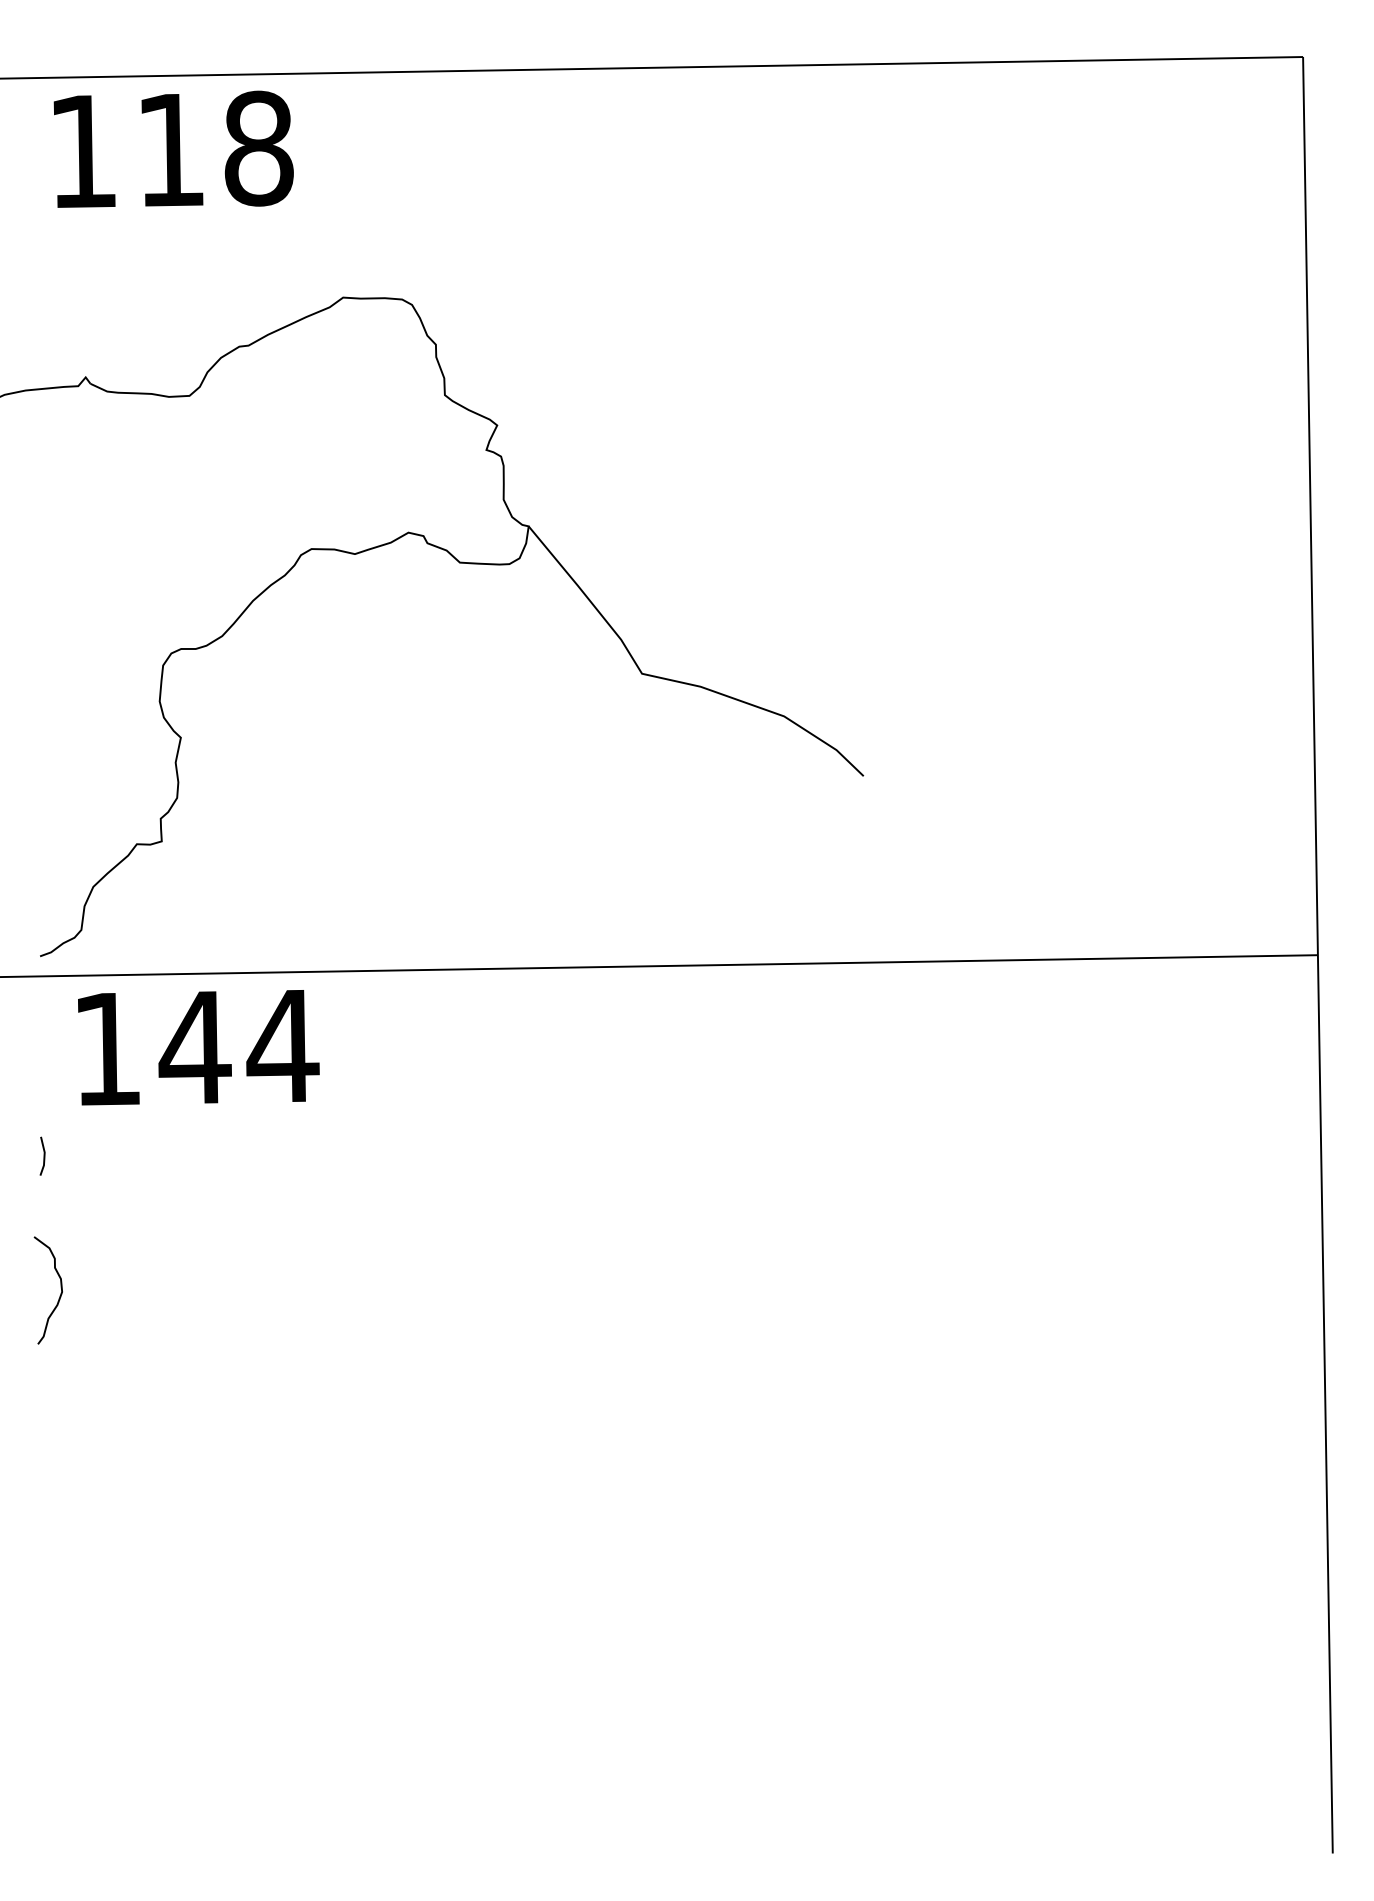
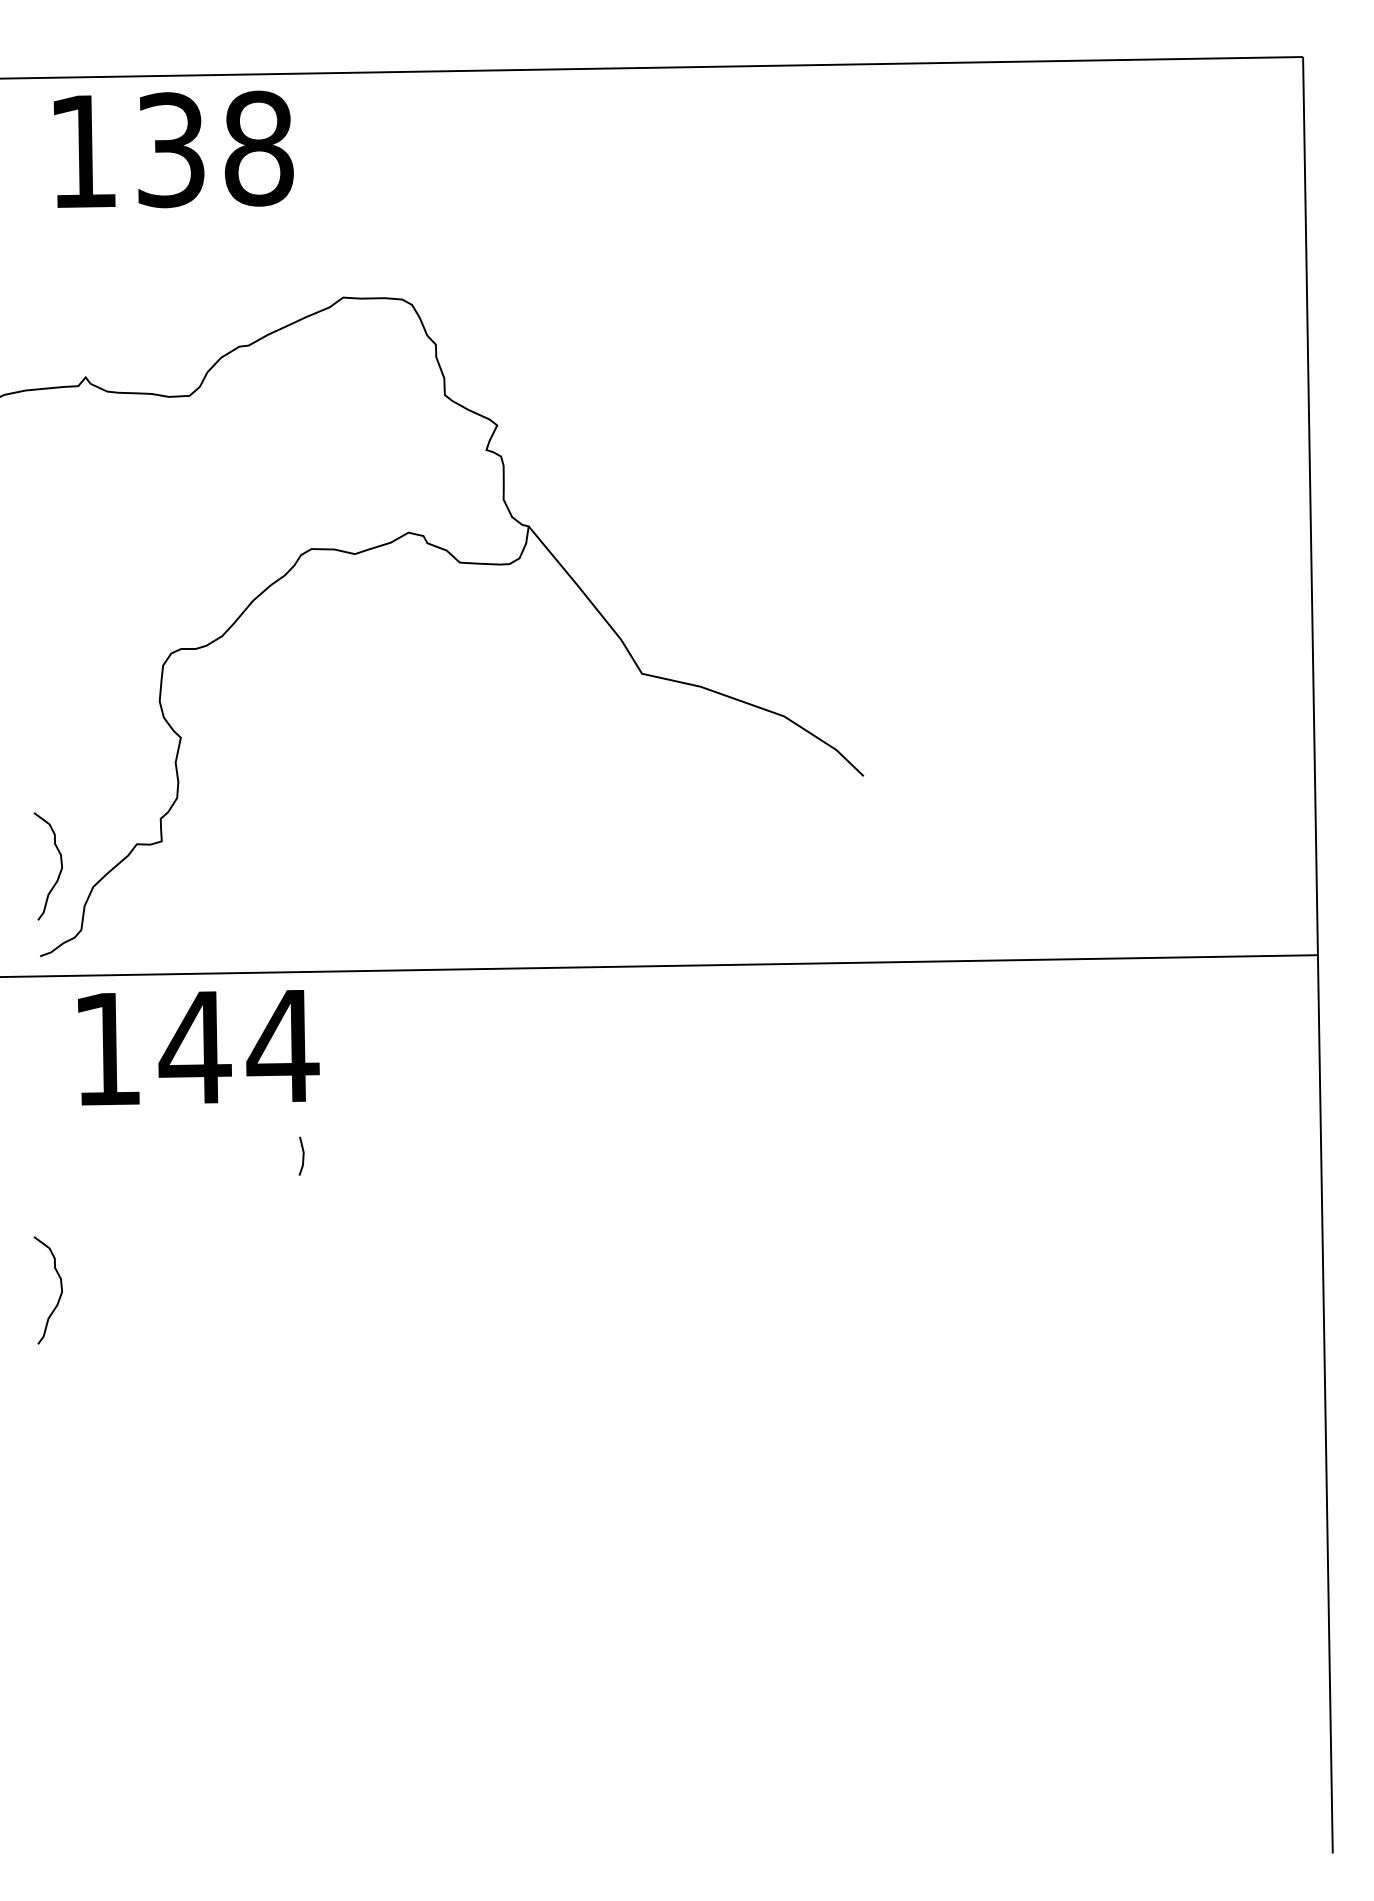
text: 118 -> 138 (171, 150)
curve: none -> present (59, 871)
line position: (43, 1155) -> (302, 1155) (302, 1155)
